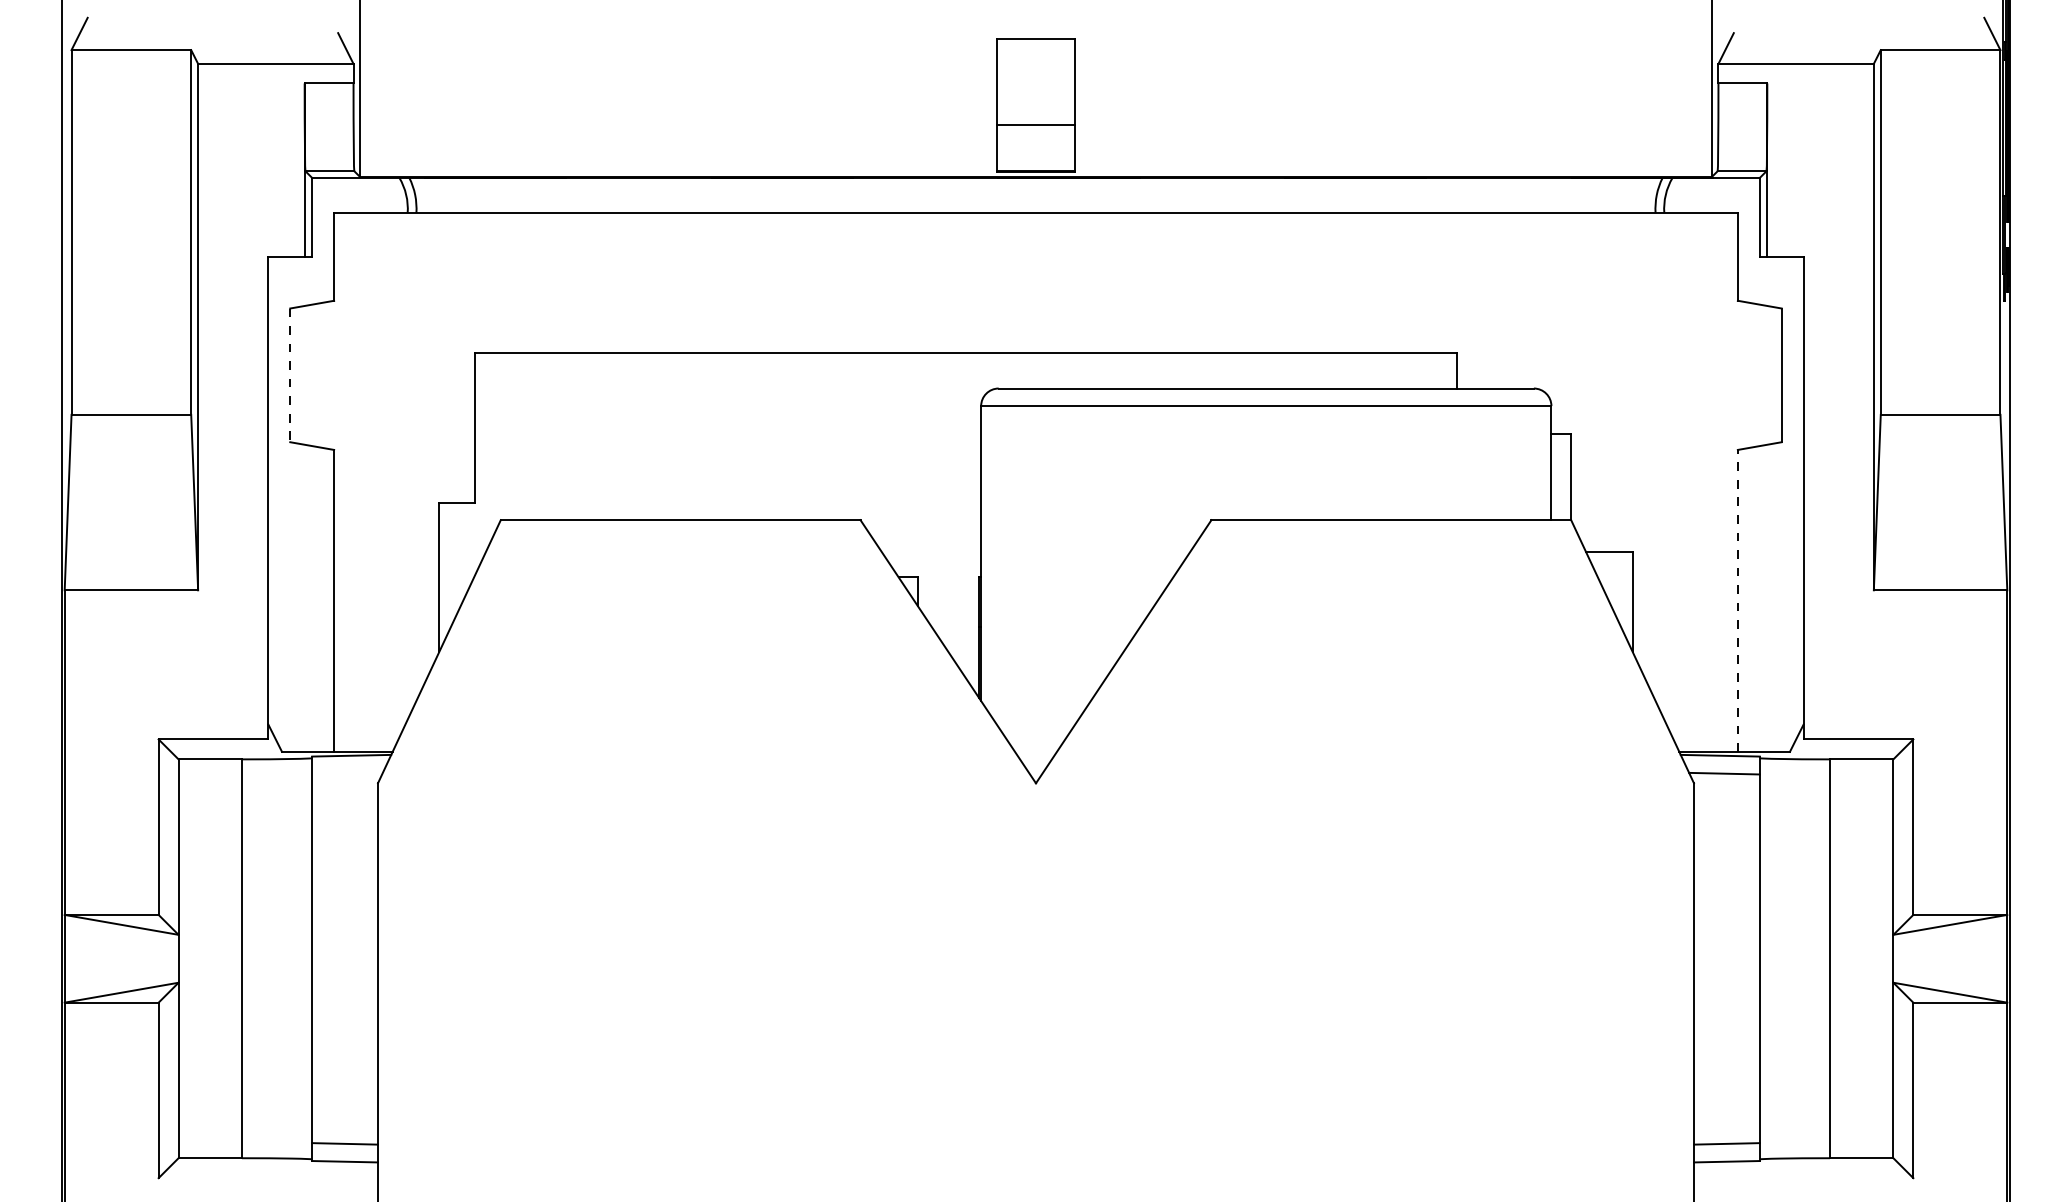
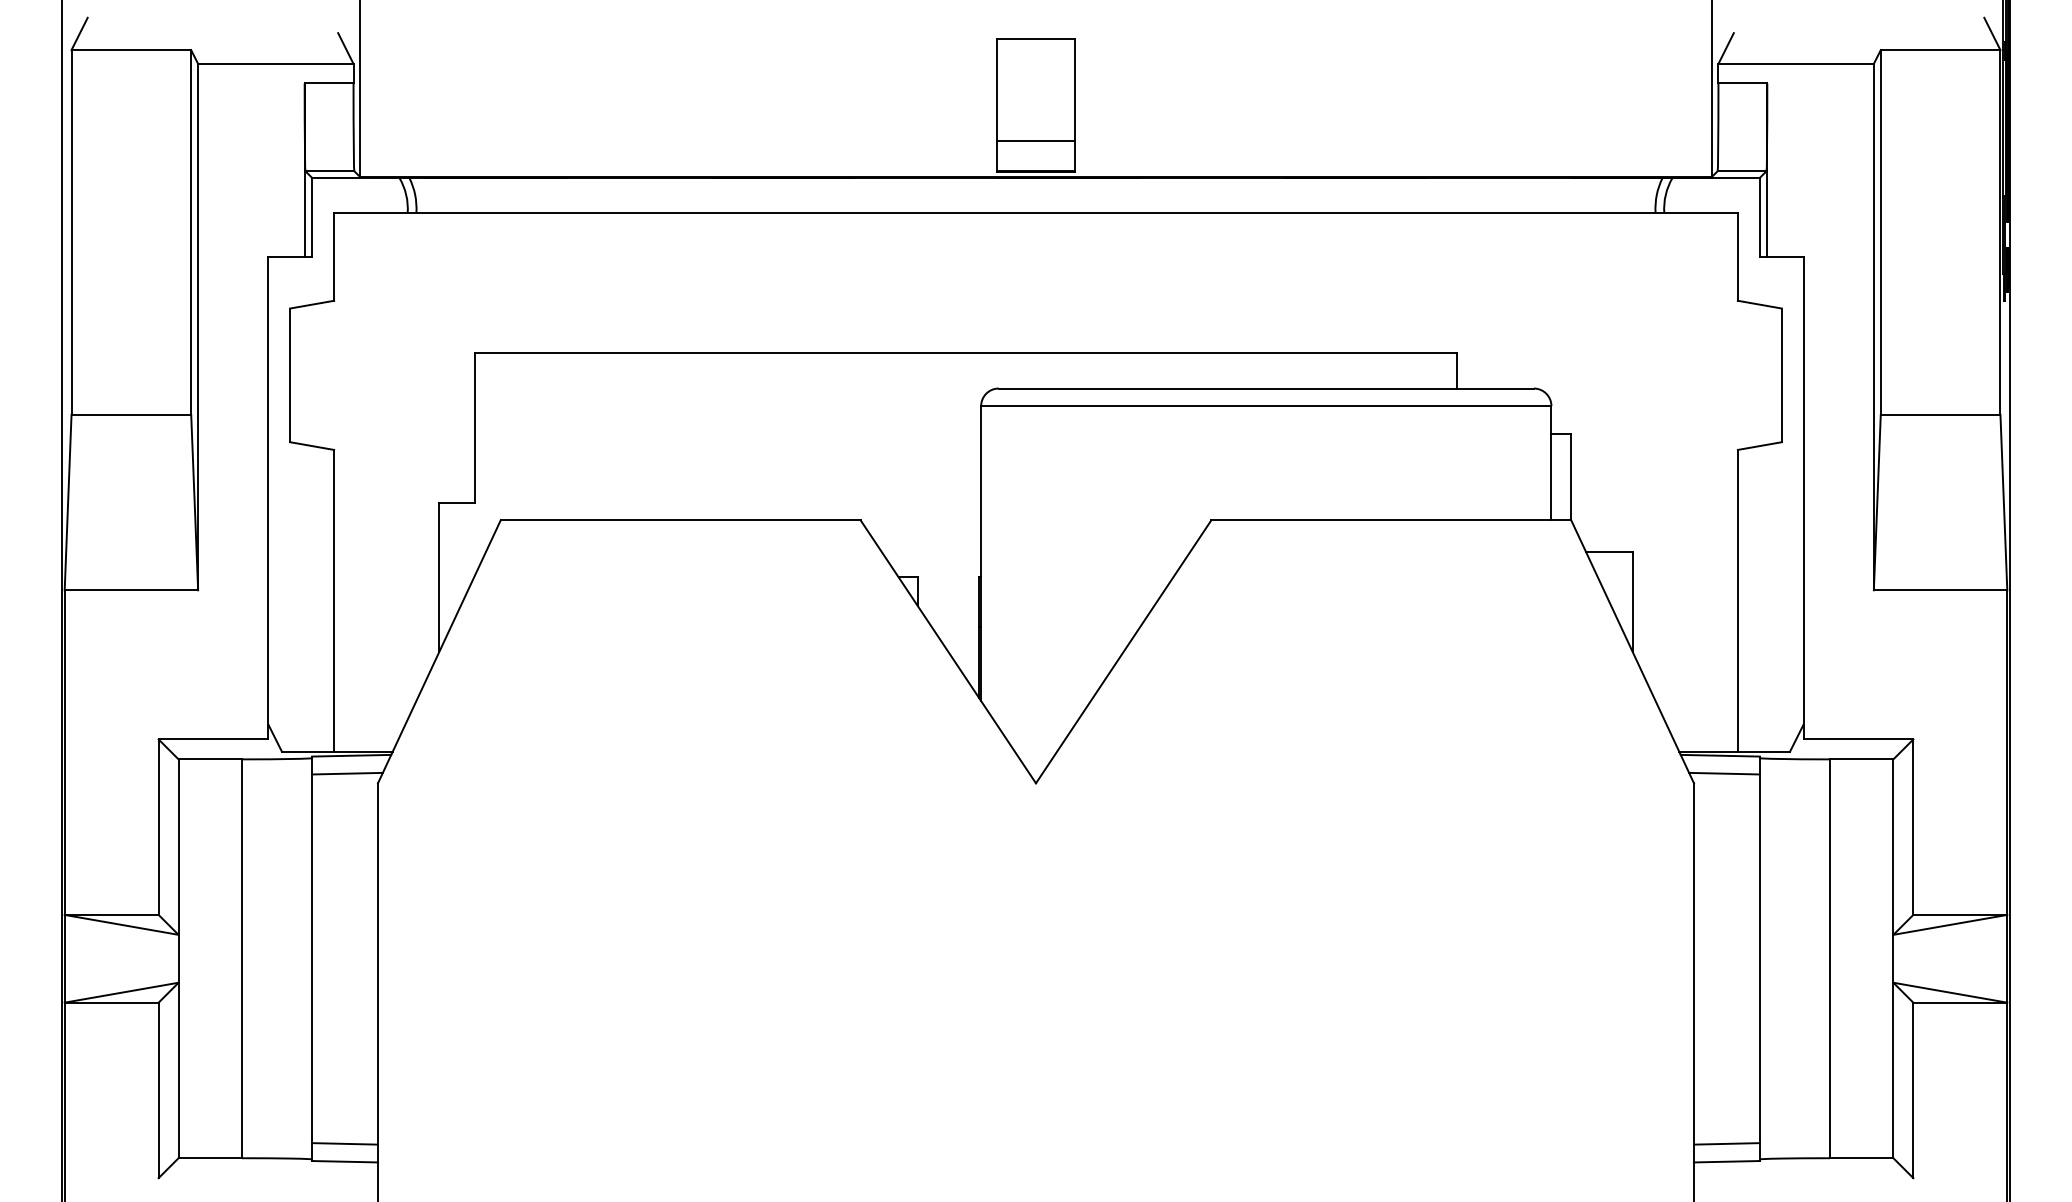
line position: (1035, 124) -> (1035, 140) (1035, 140)
line: dashed -> solid (290, 375)
line: dashed -> solid (1737, 600)
line: none -> present (347, 773)
